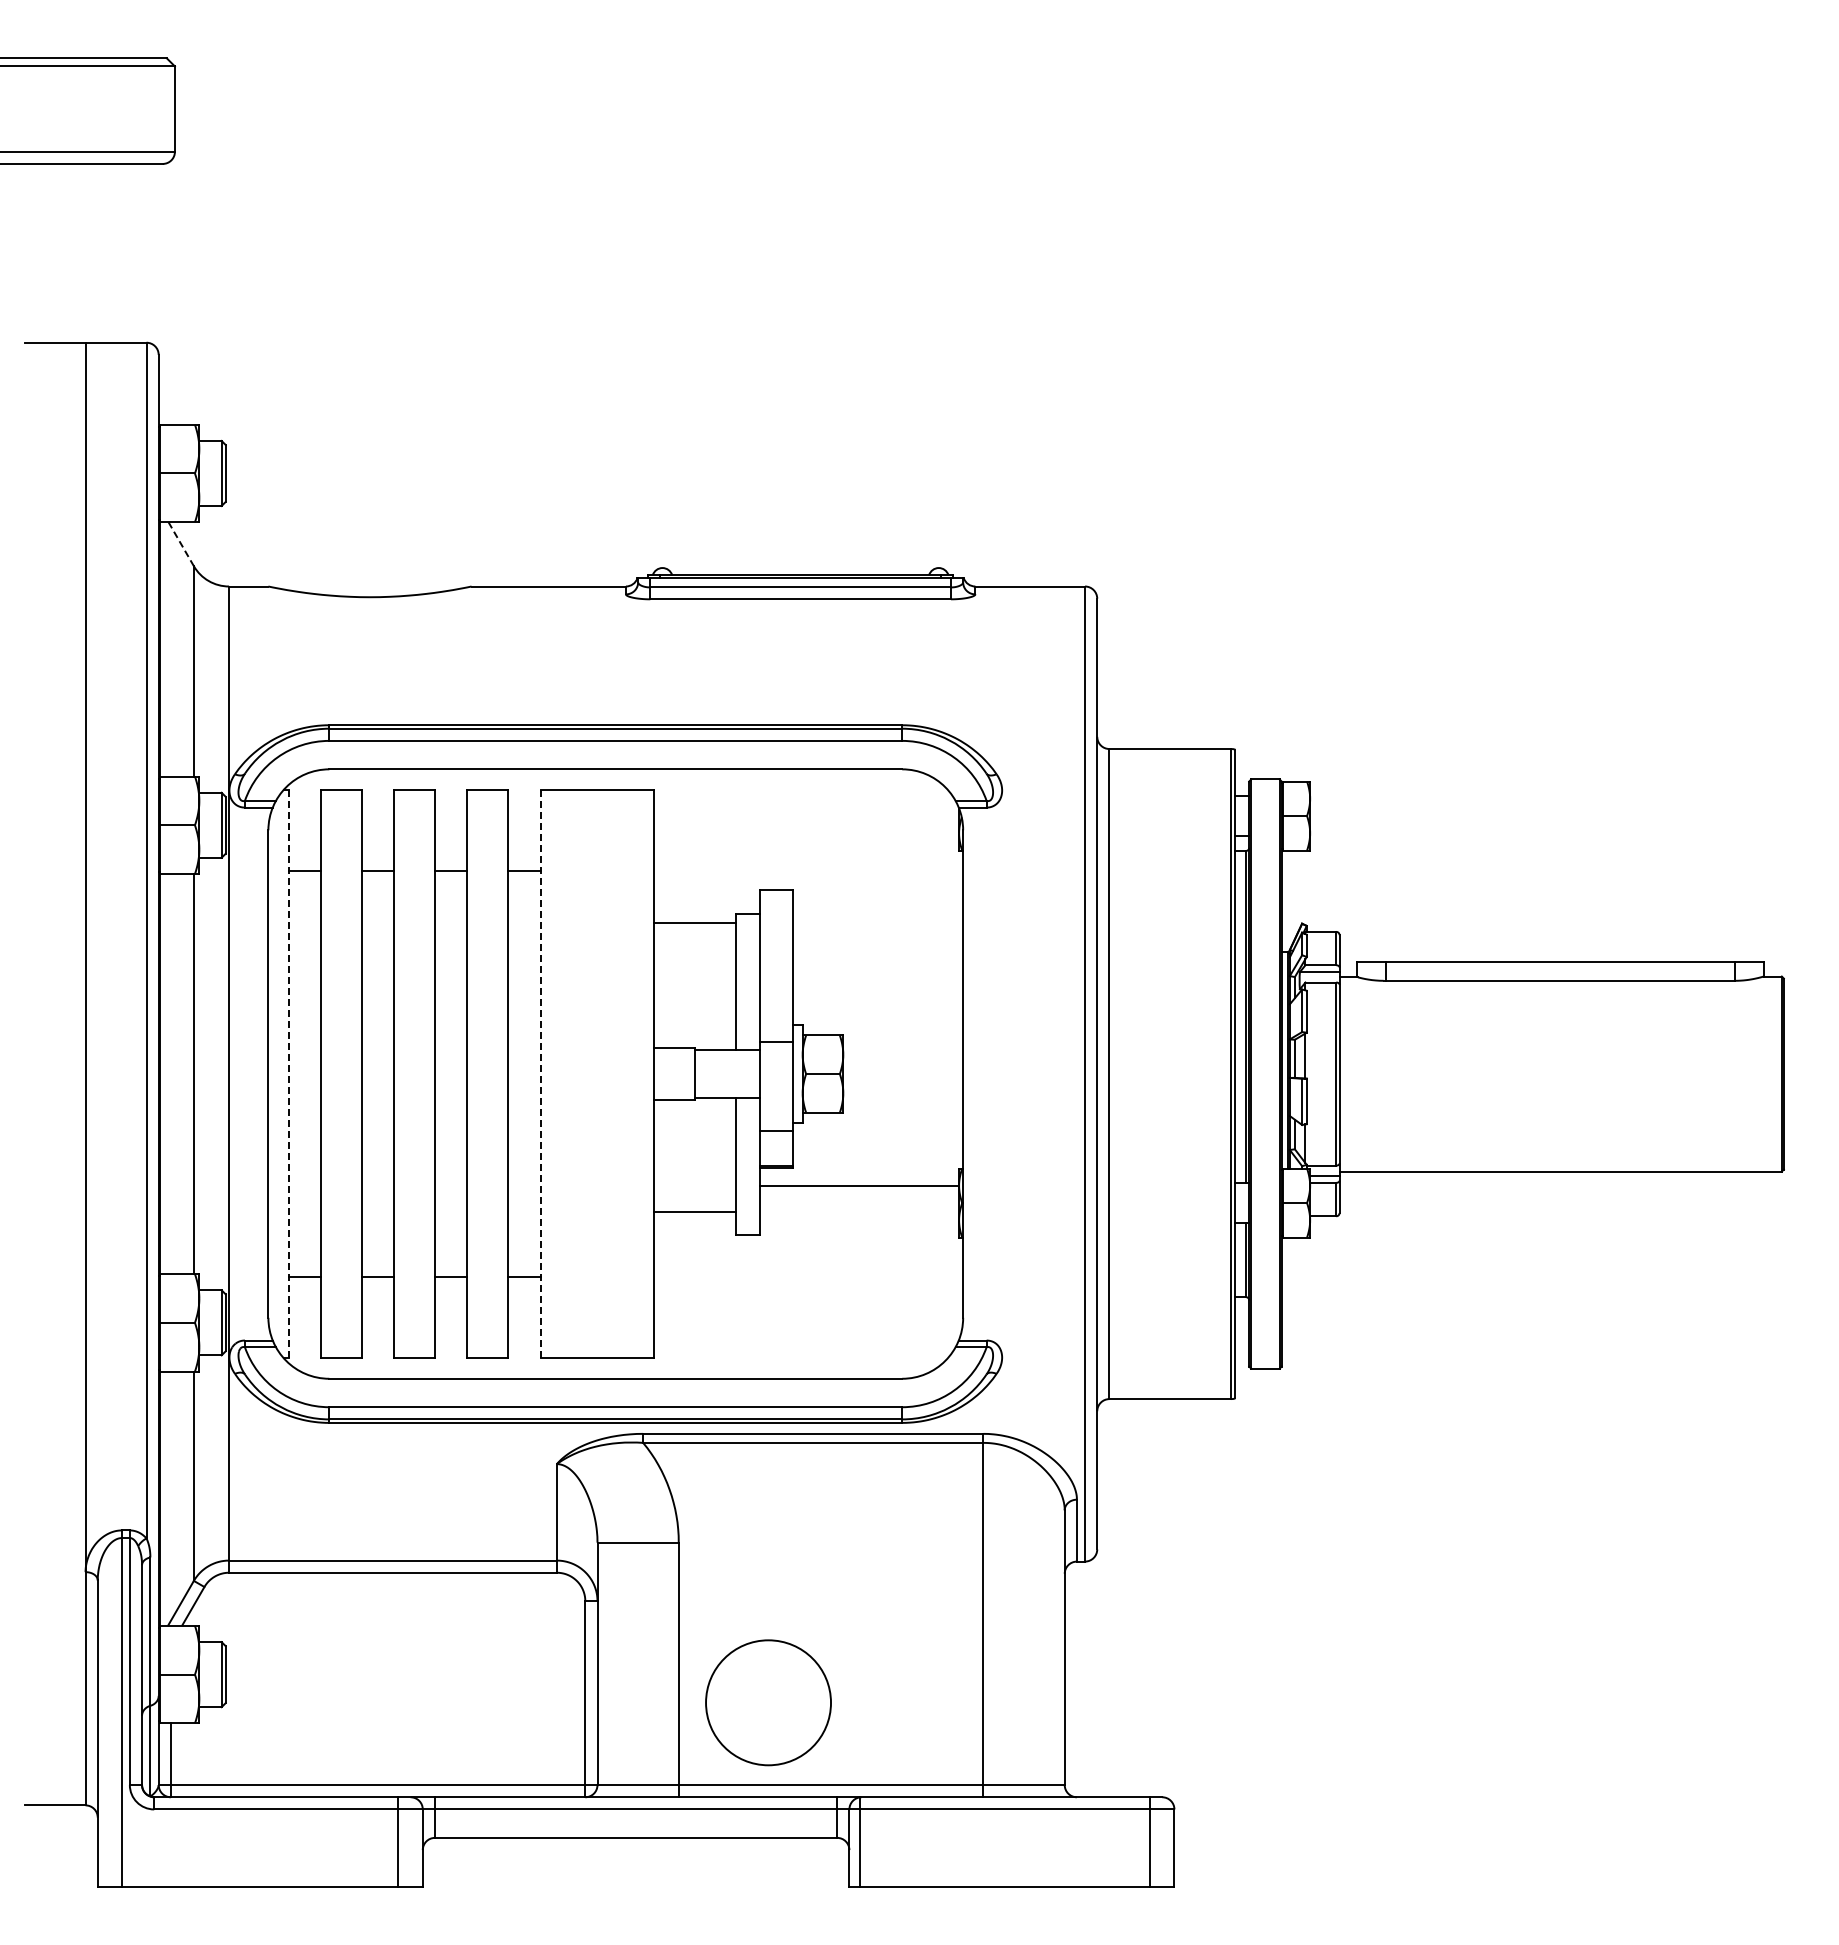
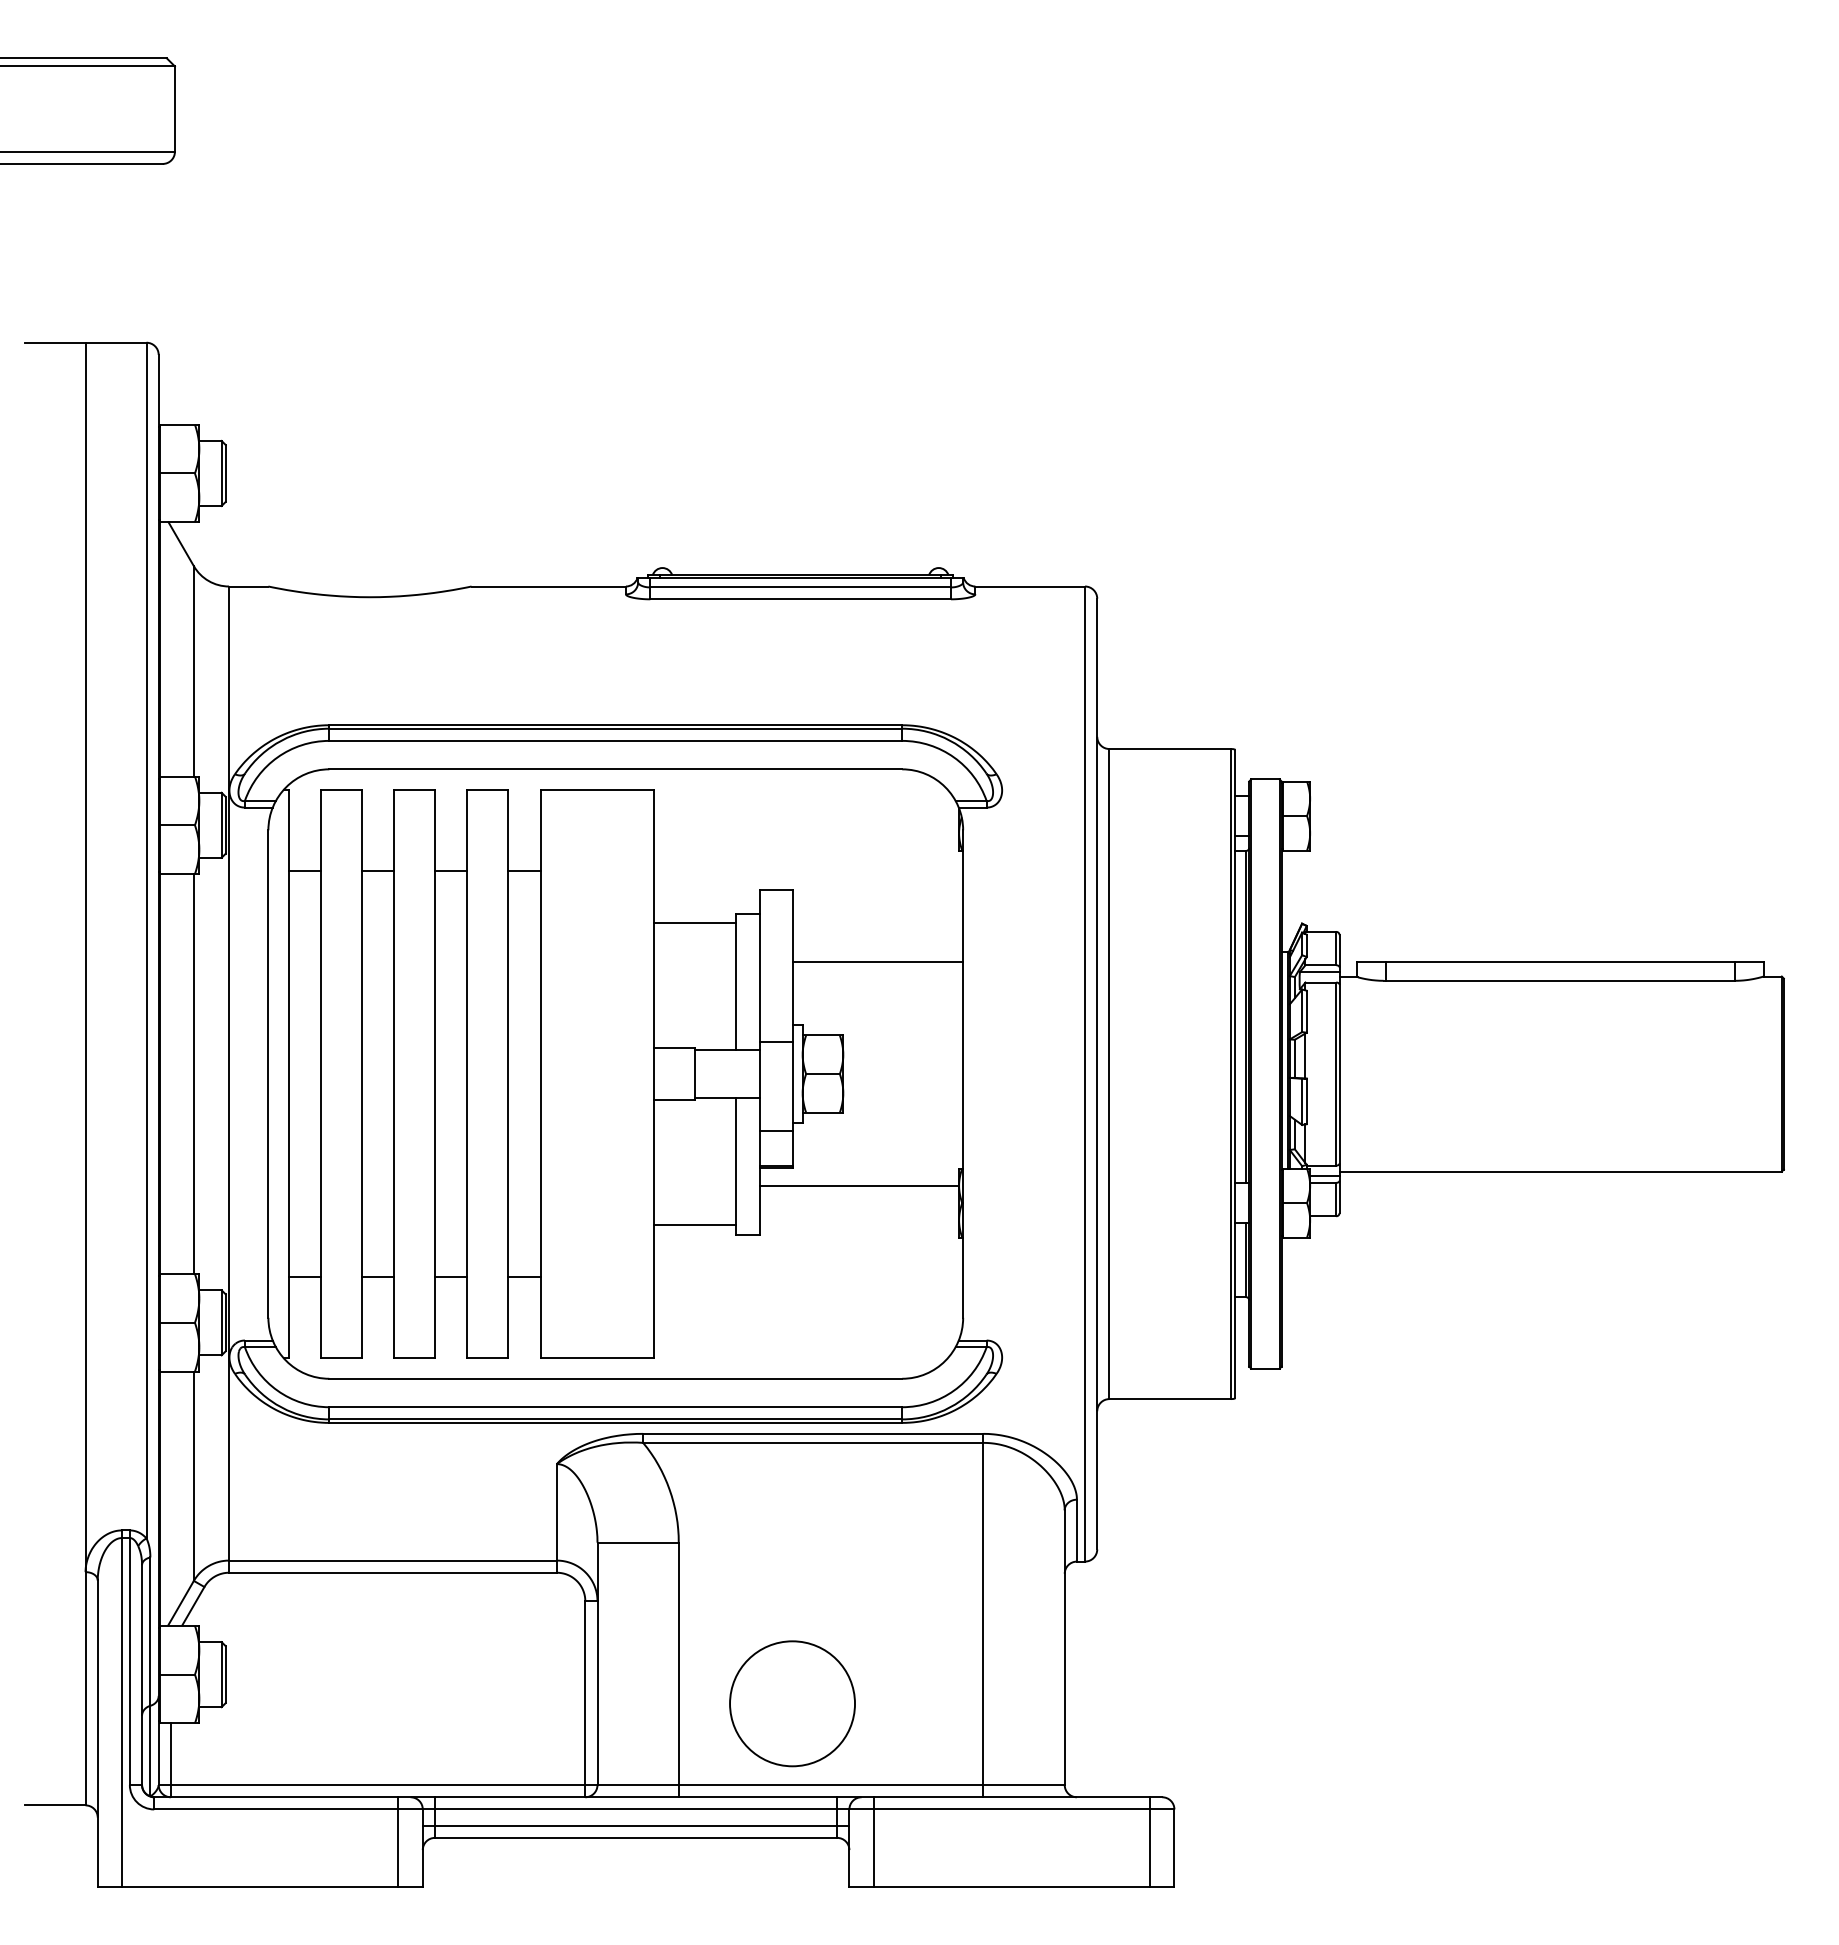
line: dashed -> solid (181, 544)
line: none -> present (877, 962)
line: dashed -> solid (288, 1073)
line: dashed -> solid (540, 1073)
line position: (694, 1212) -> (694, 1225) (694, 1225)
circle position: (768, 1702) -> (792, 1703) (792, 1703)
line: none -> present (635, 1825)
line position: (859, 1841) -> (873, 1841) (873, 1841)
